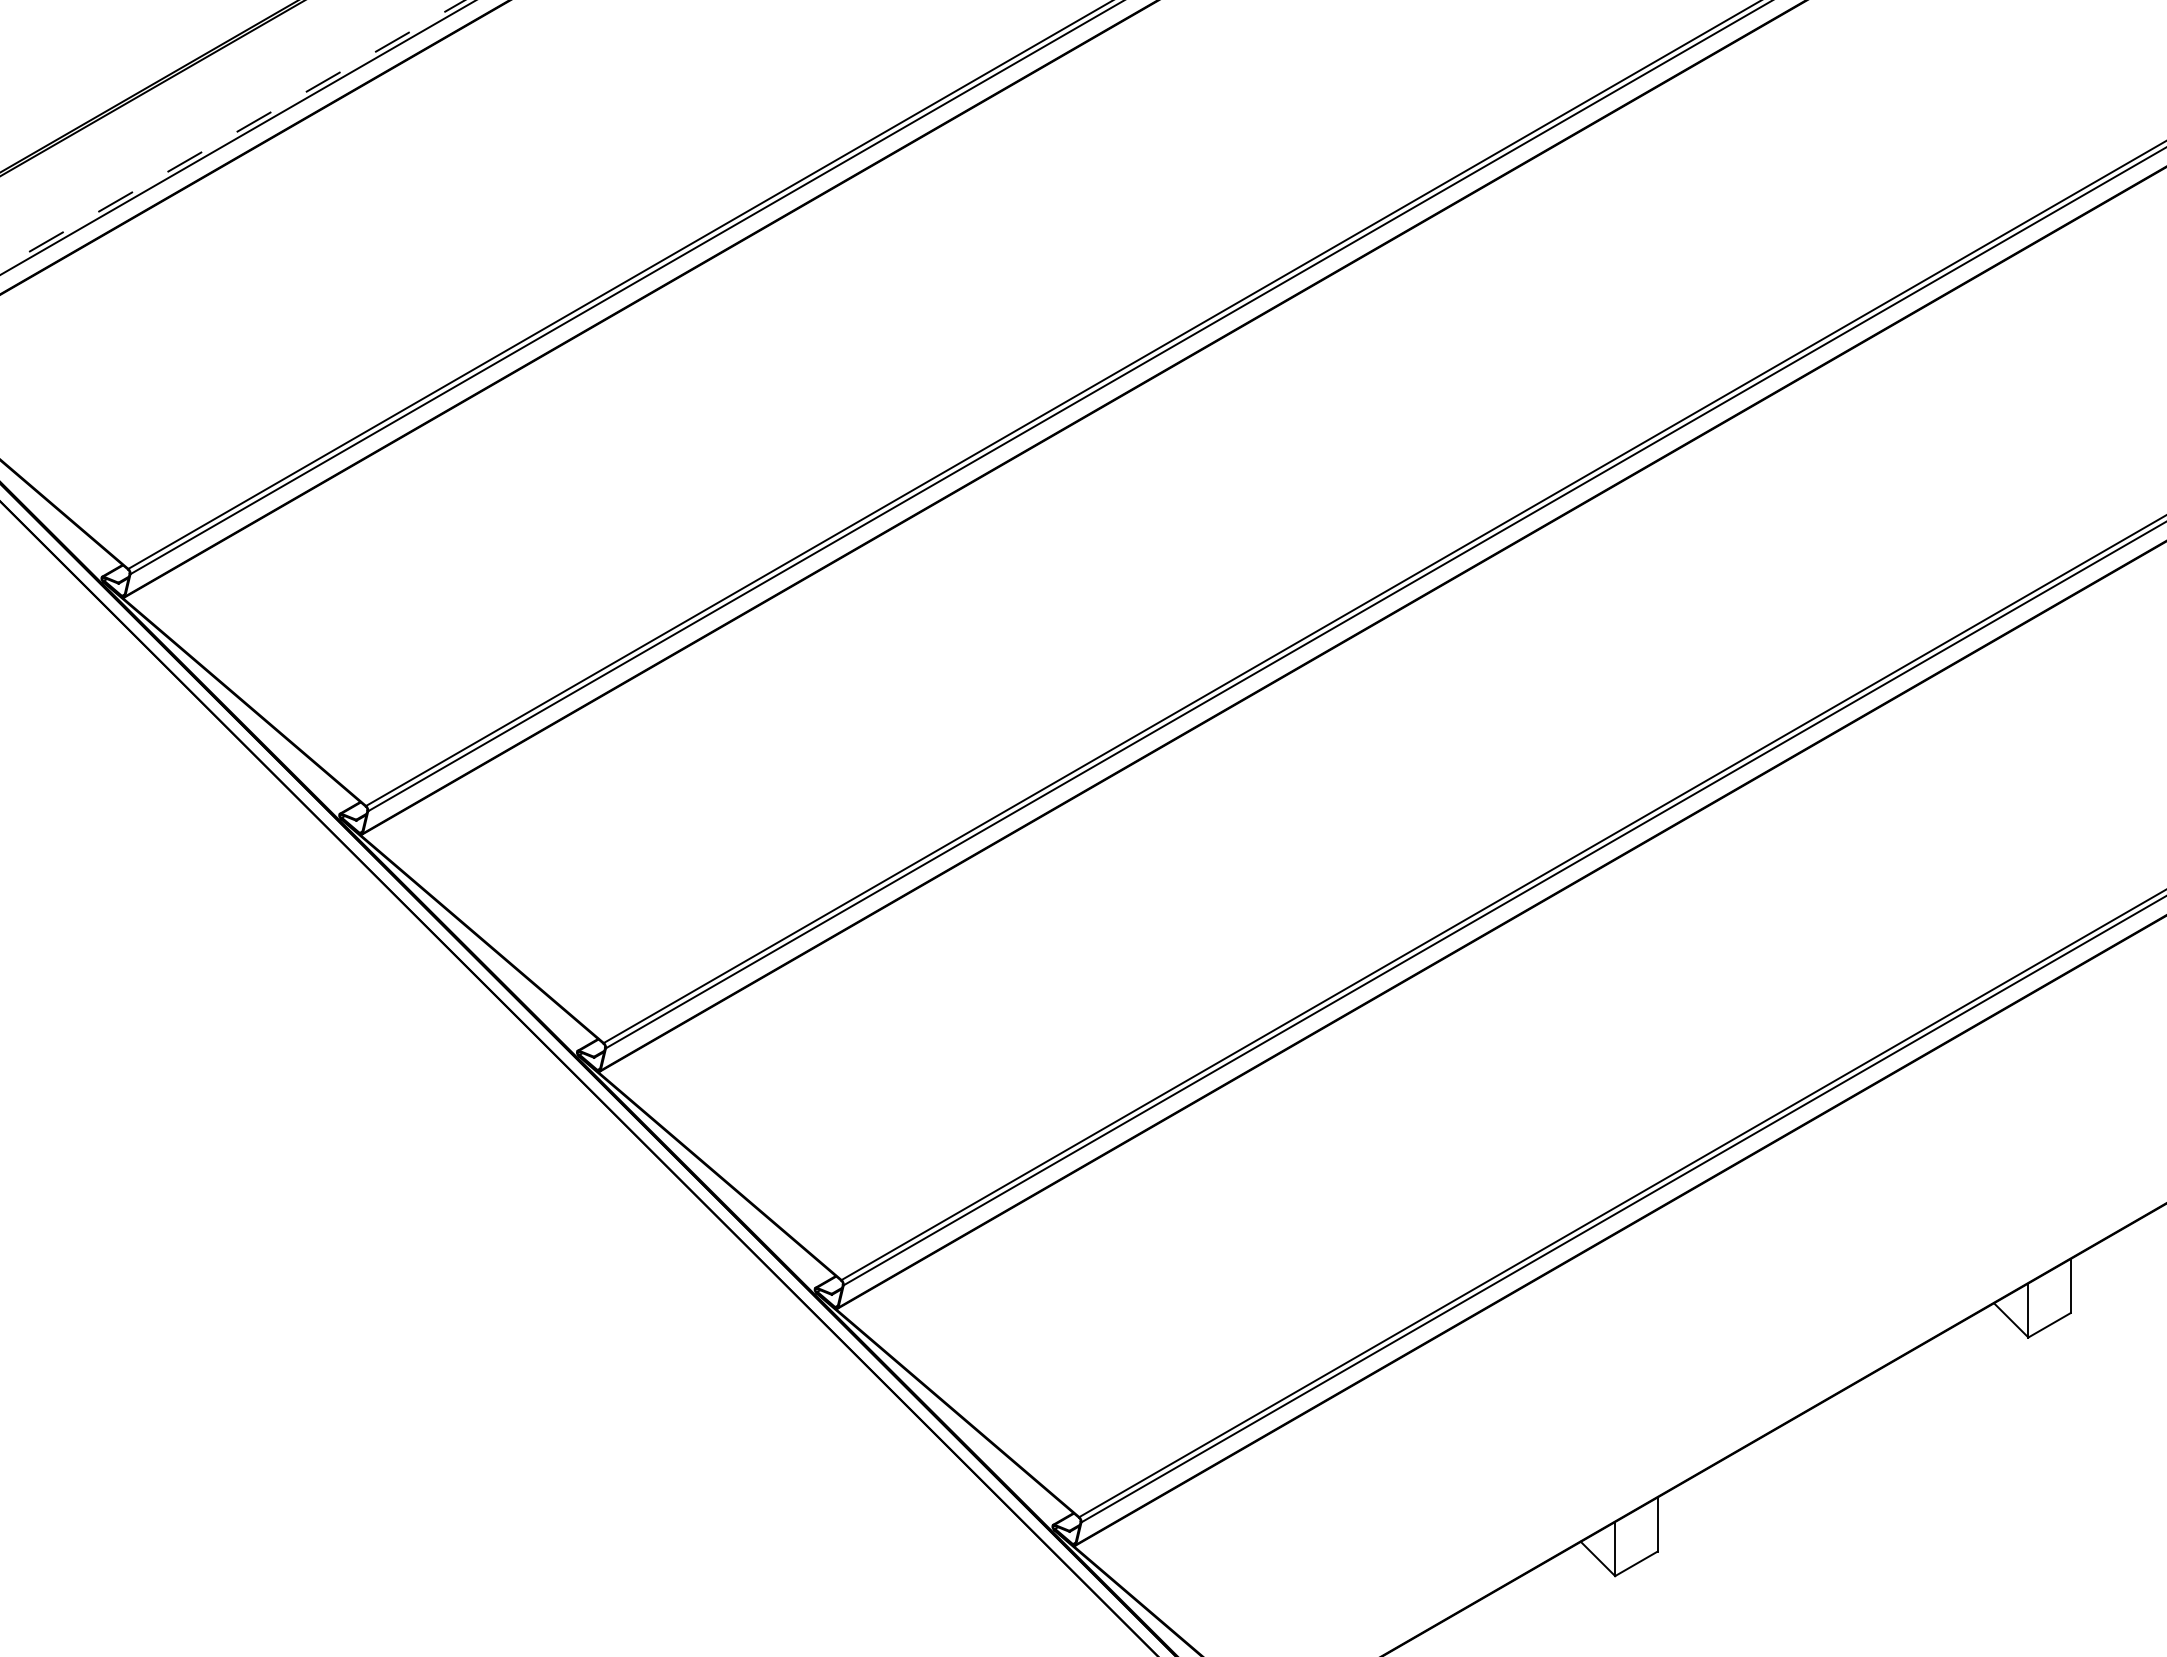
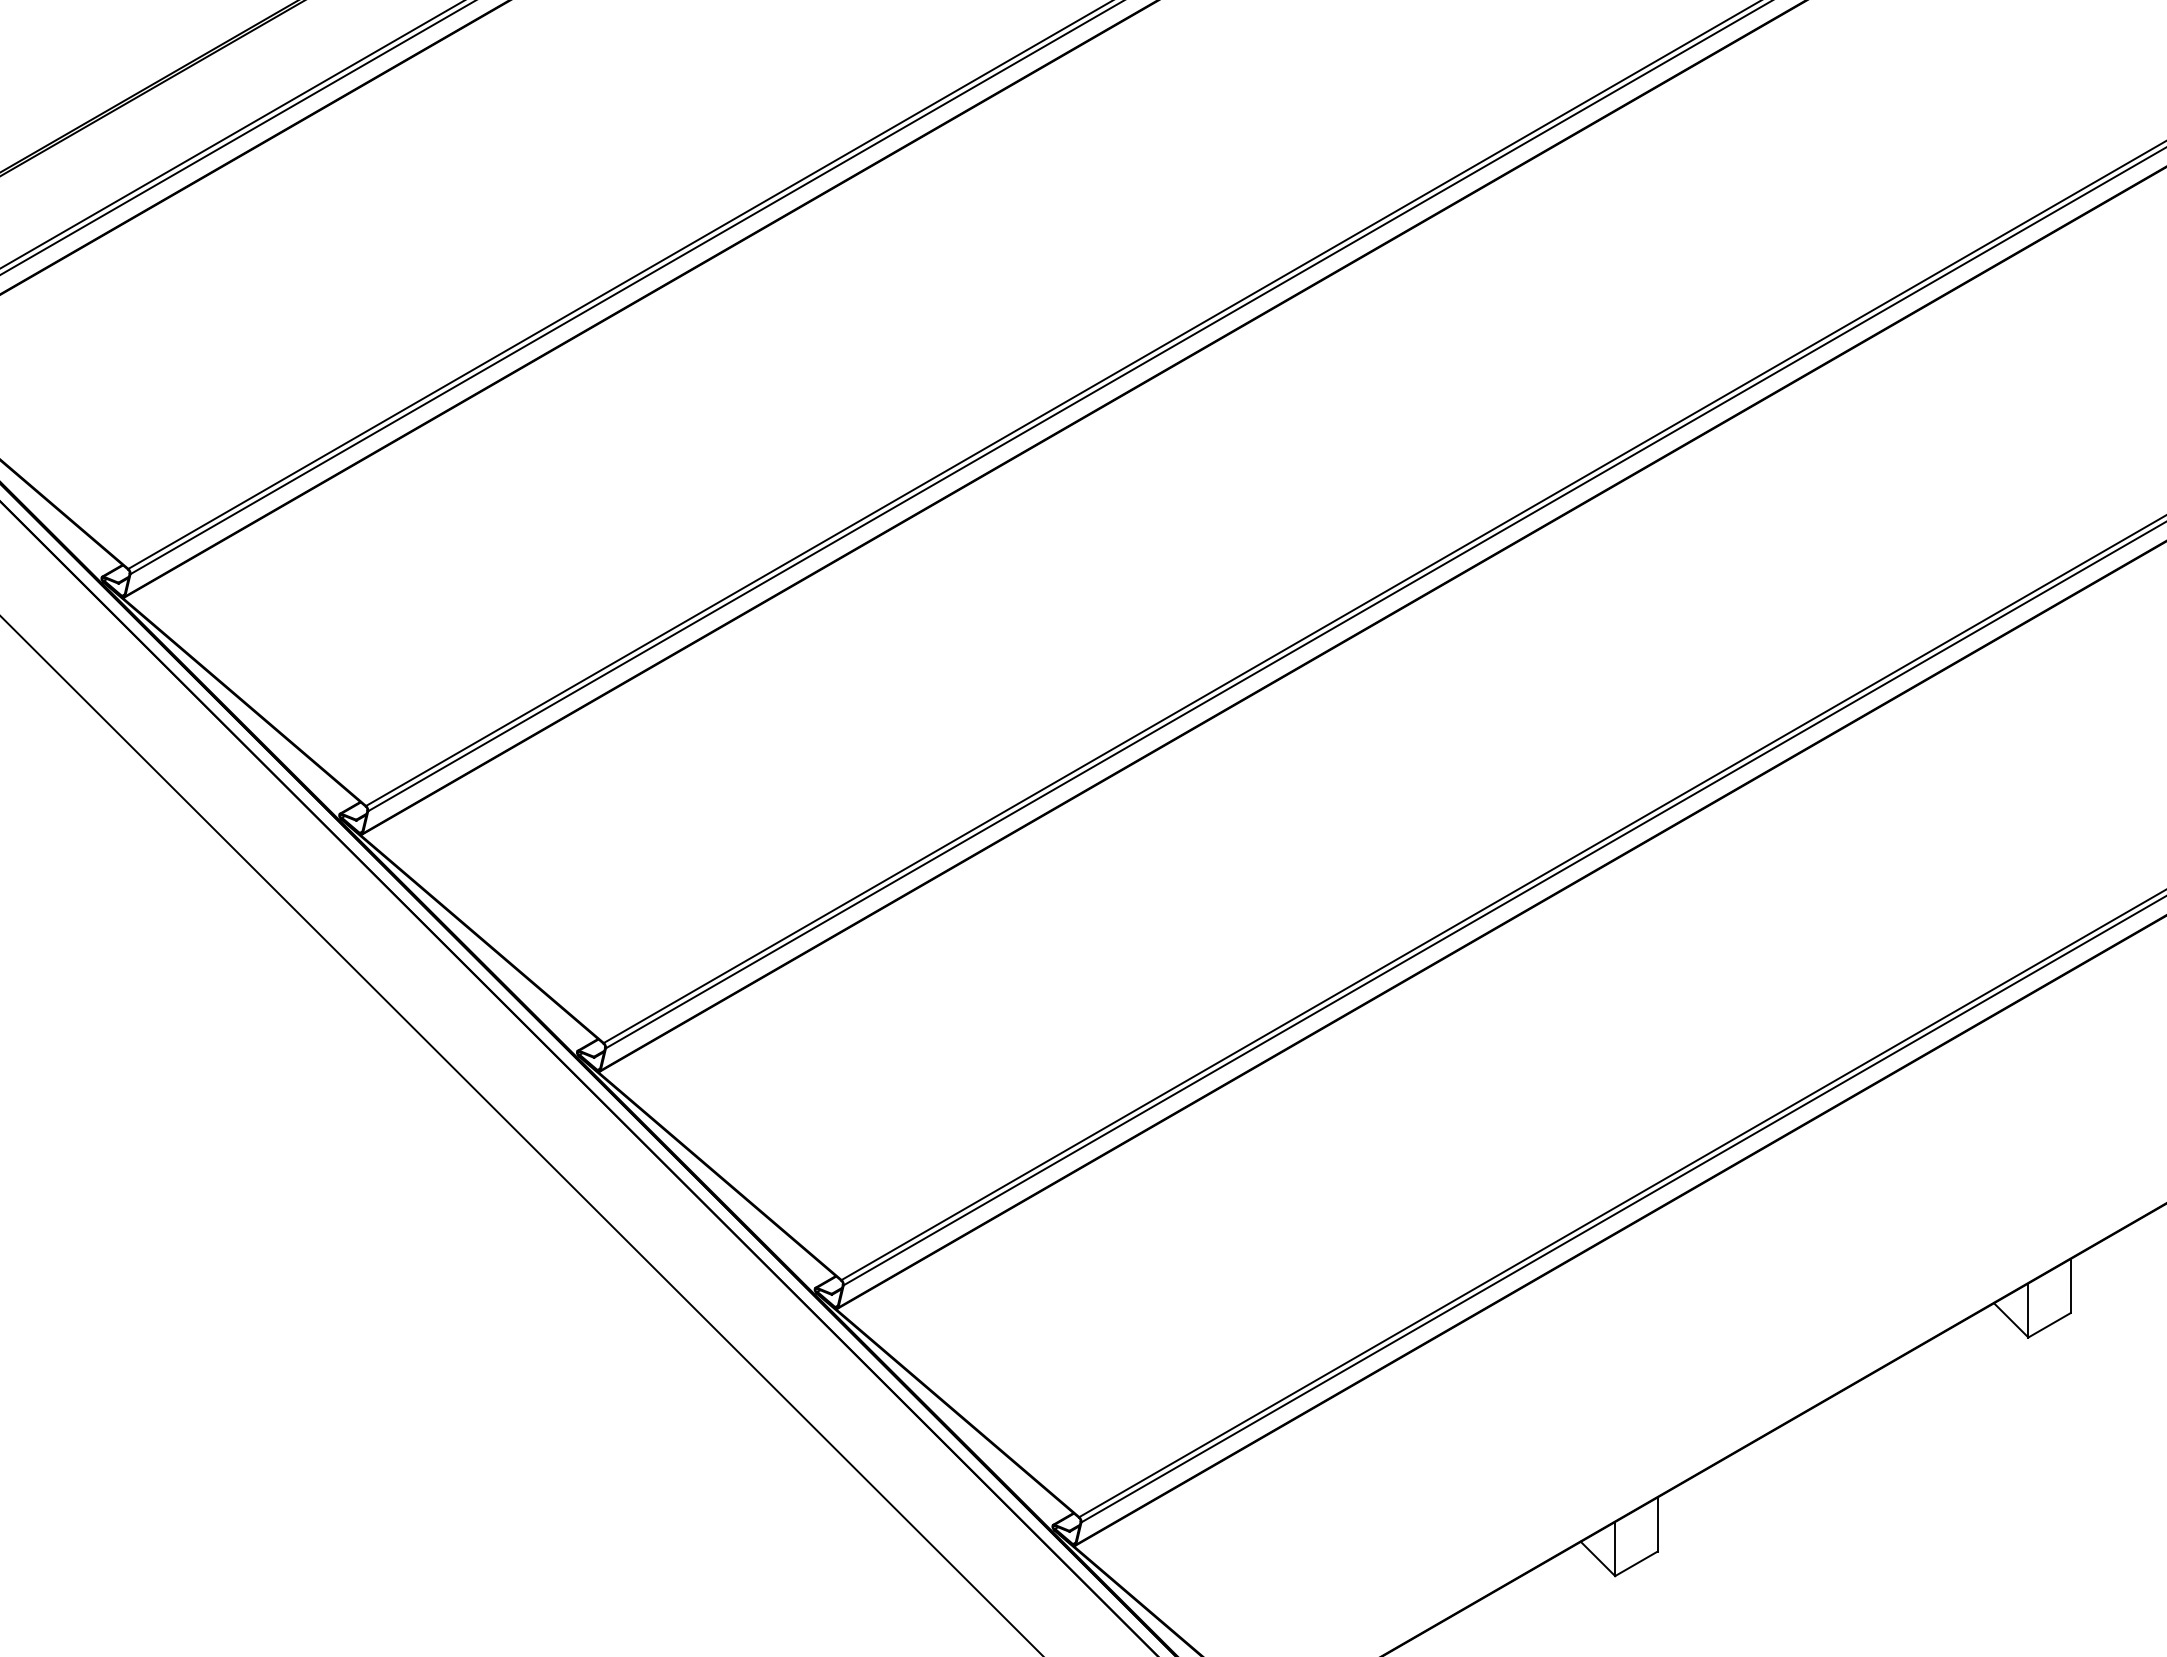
line: dashed -> solid (232, 134)
line: none -> present (521, 1135)
